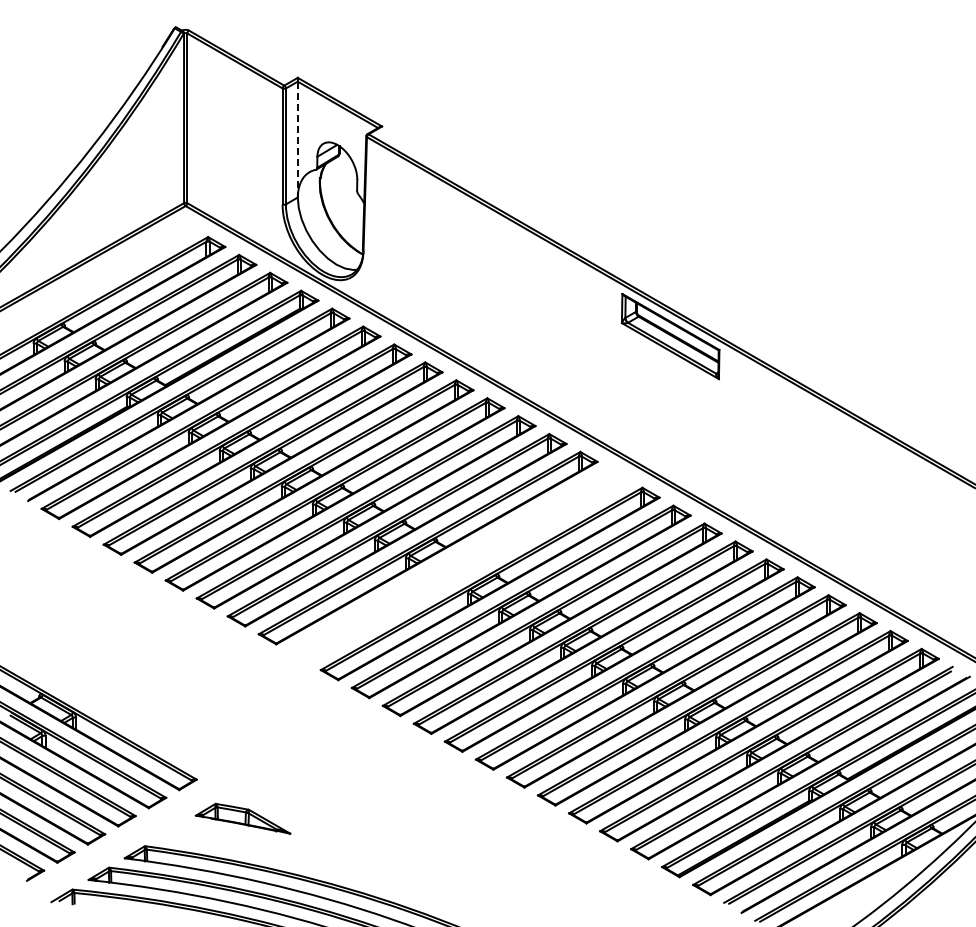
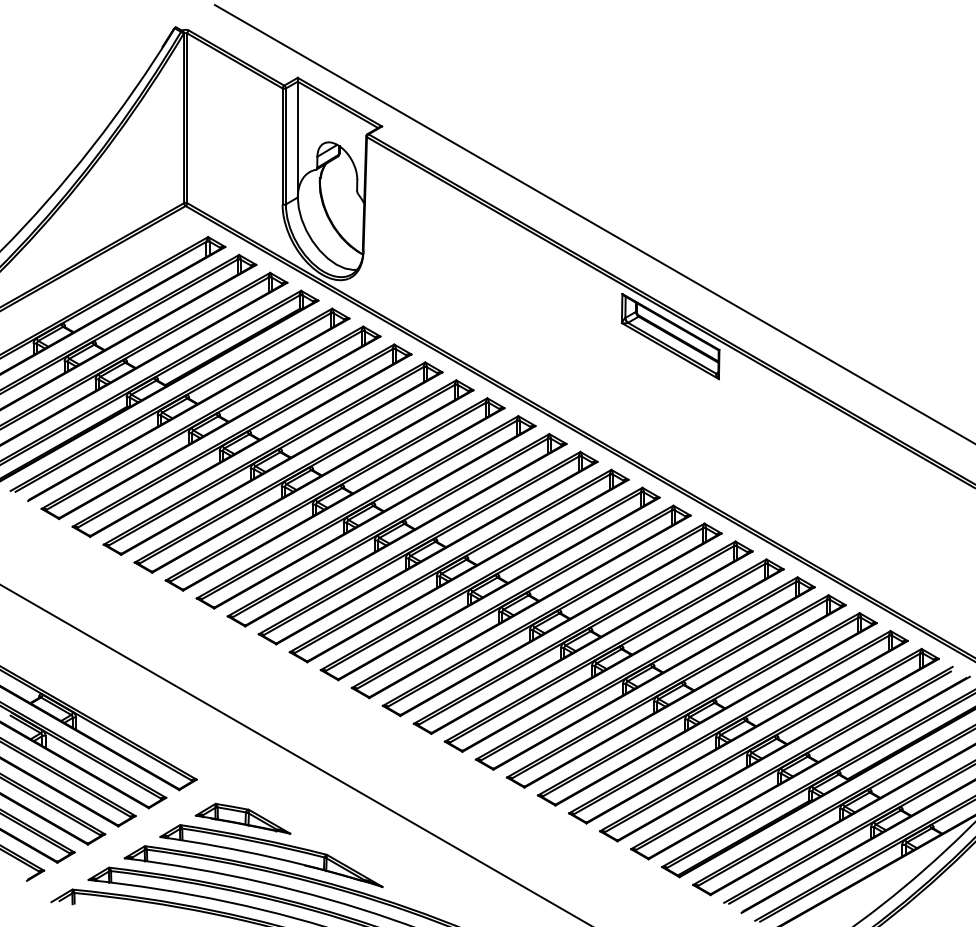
line: dashed -> solid (297, 139)
line: none -> present (593, 223)
part: none -> present (458, 565)
line: none -> present (294, 754)
part: none -> present (271, 855)
